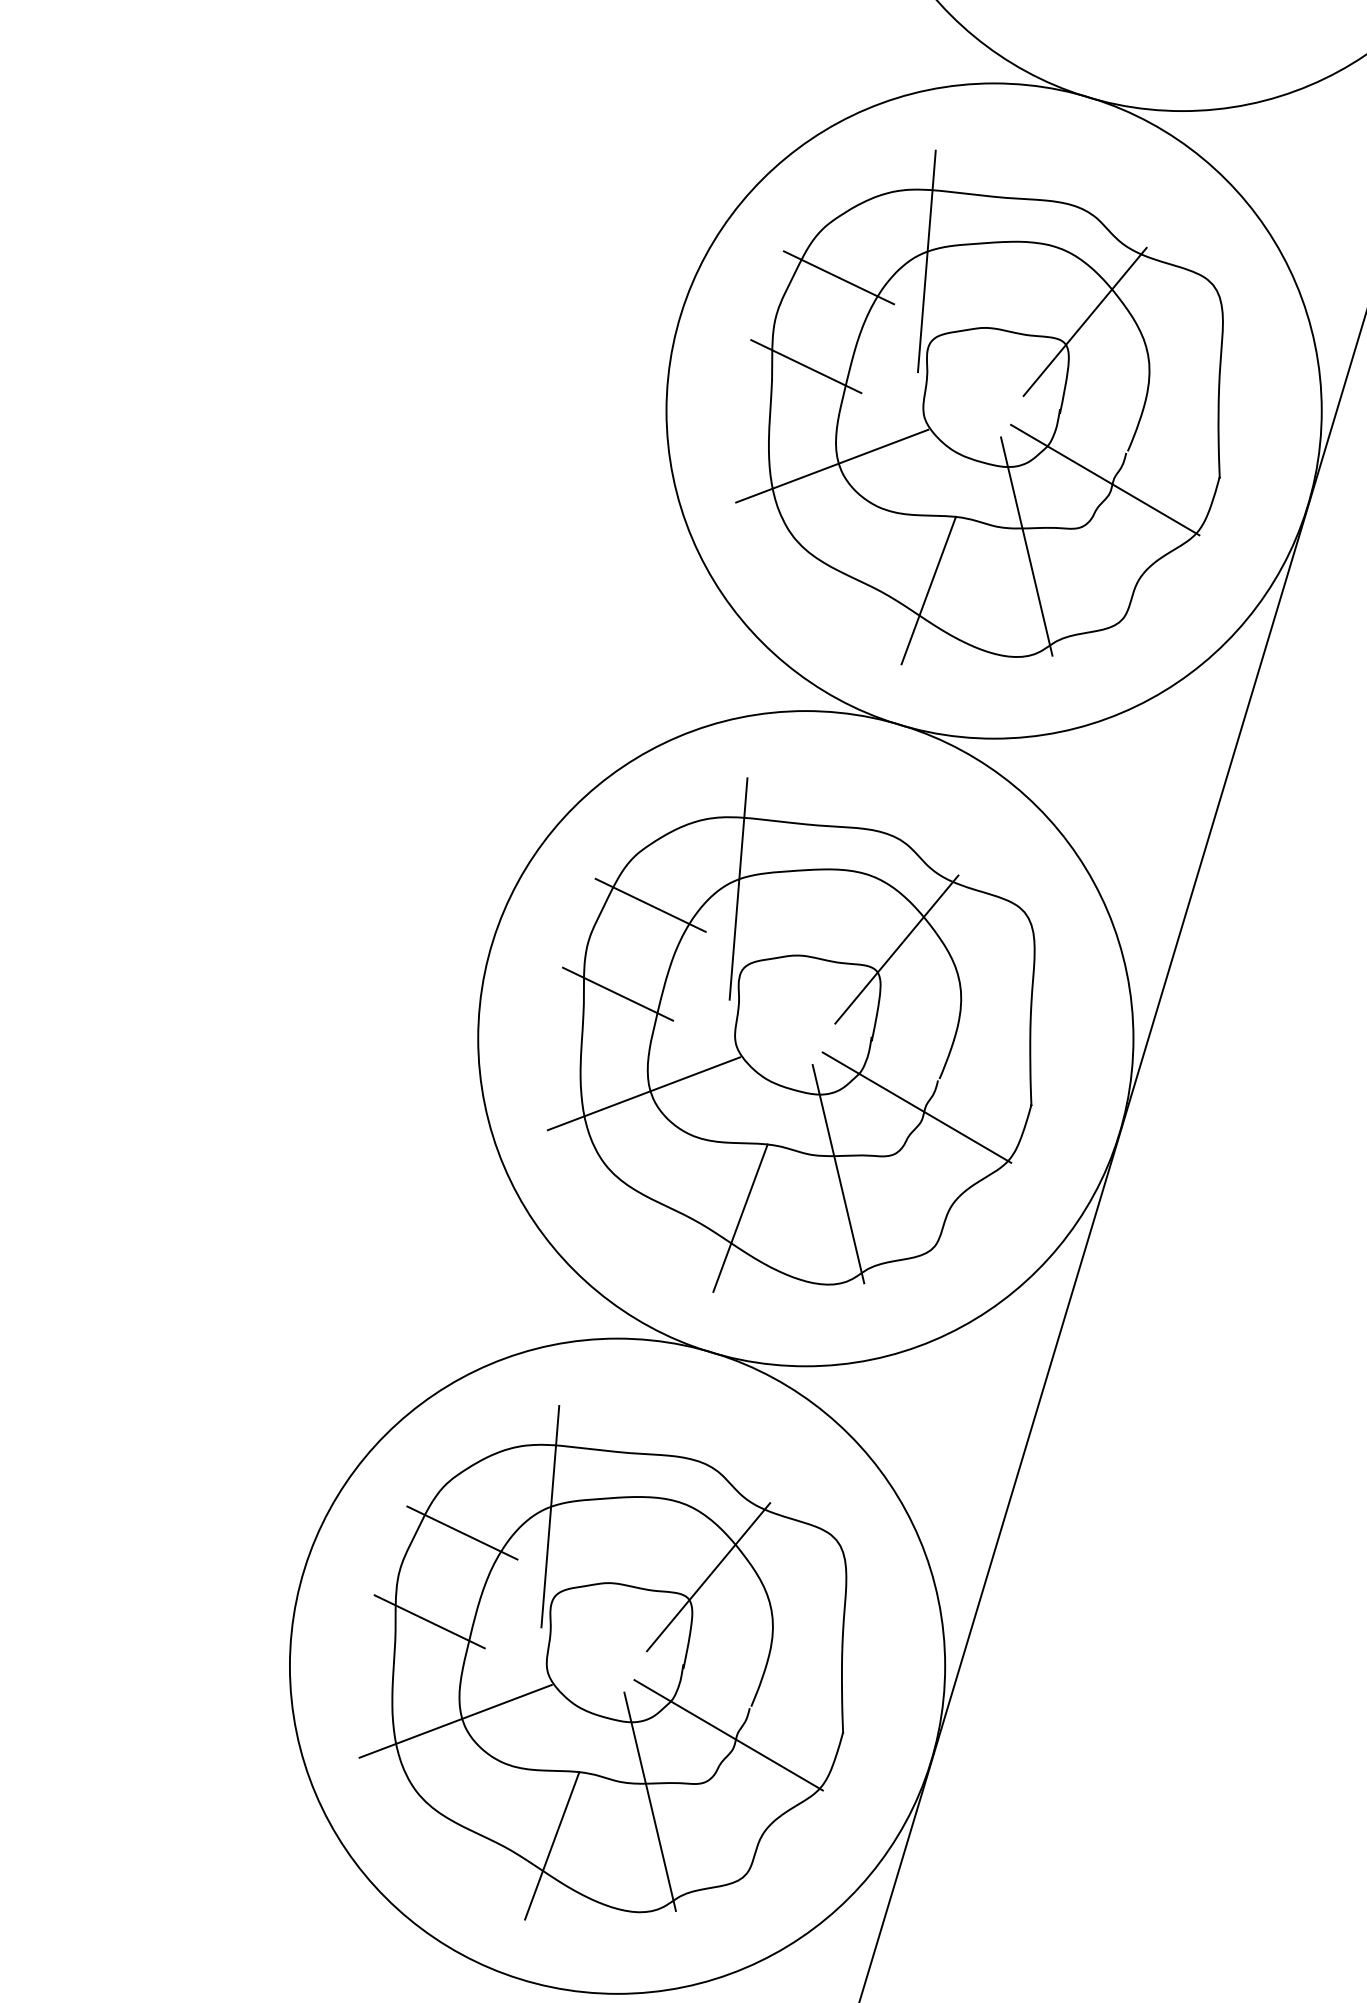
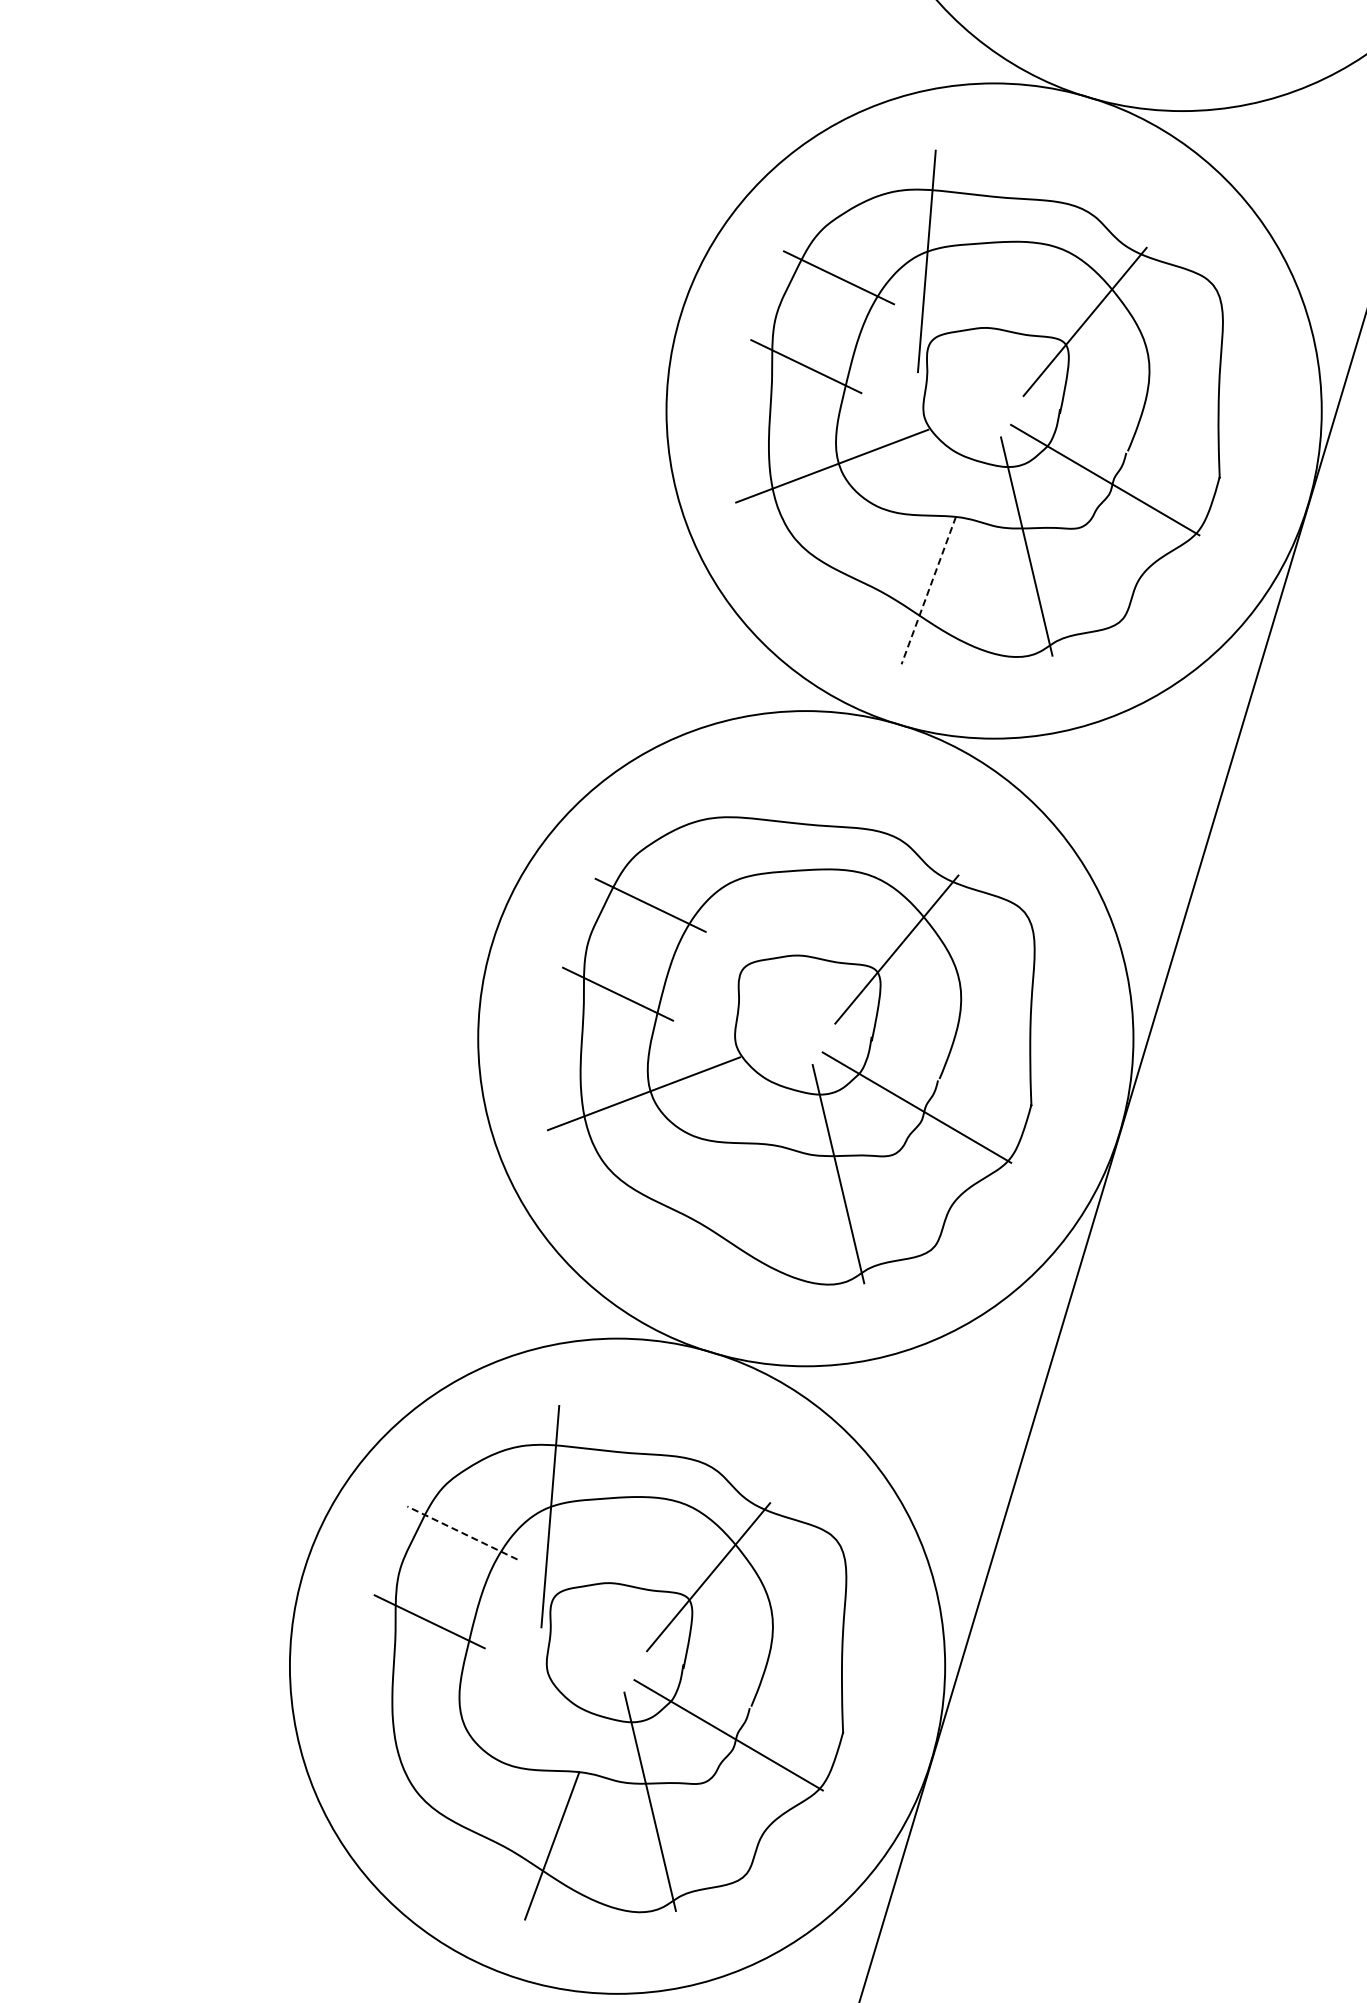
line: solid -> dashed (928, 590)
line: present -> none (738, 888)
line: present -> none (740, 1217)
line: solid -> dashed (461, 1532)
line: present -> none (455, 1721)
